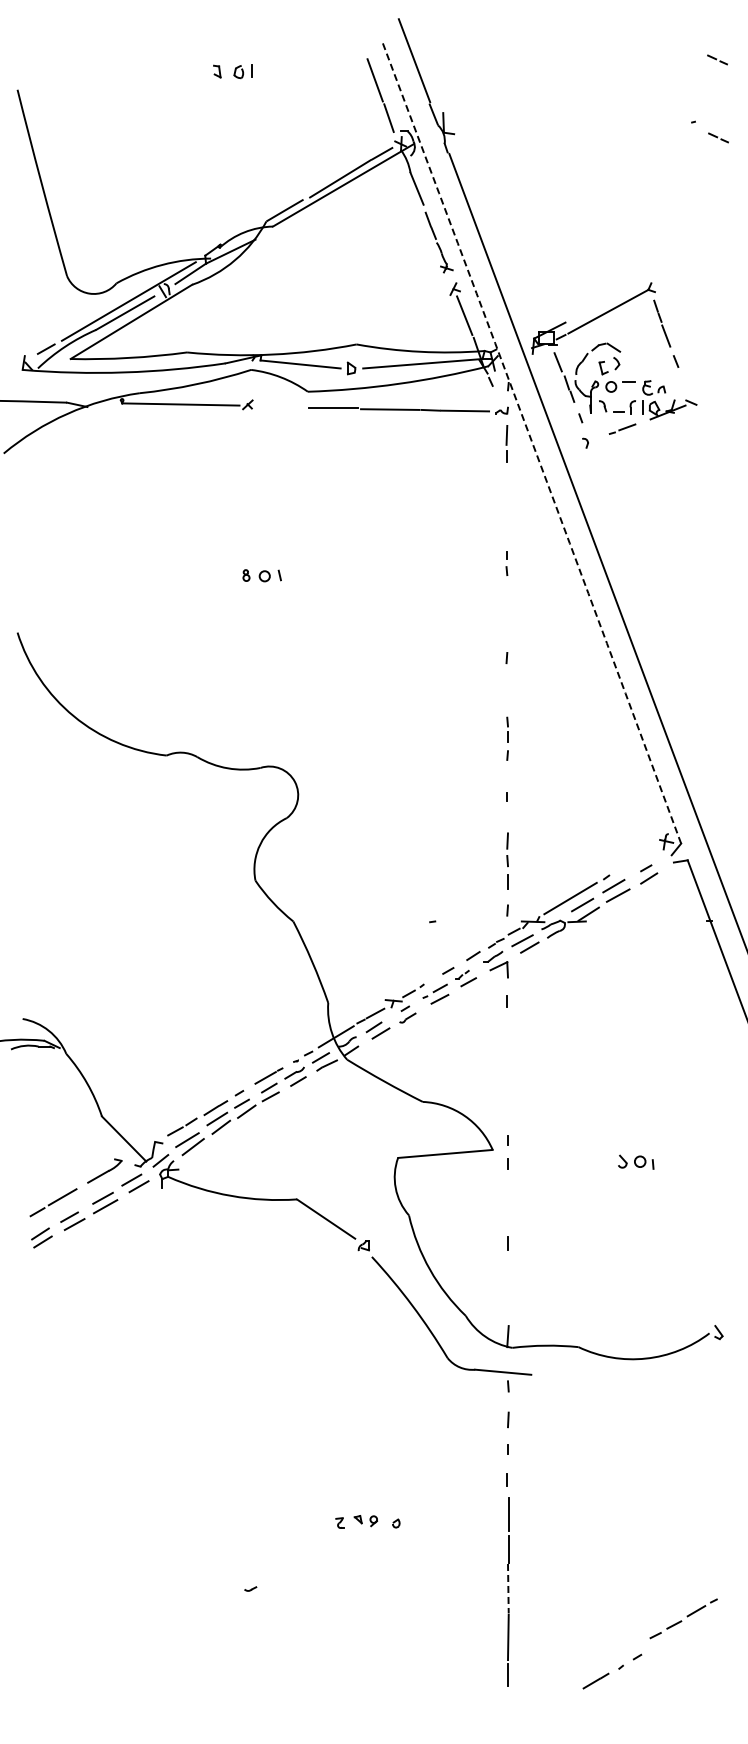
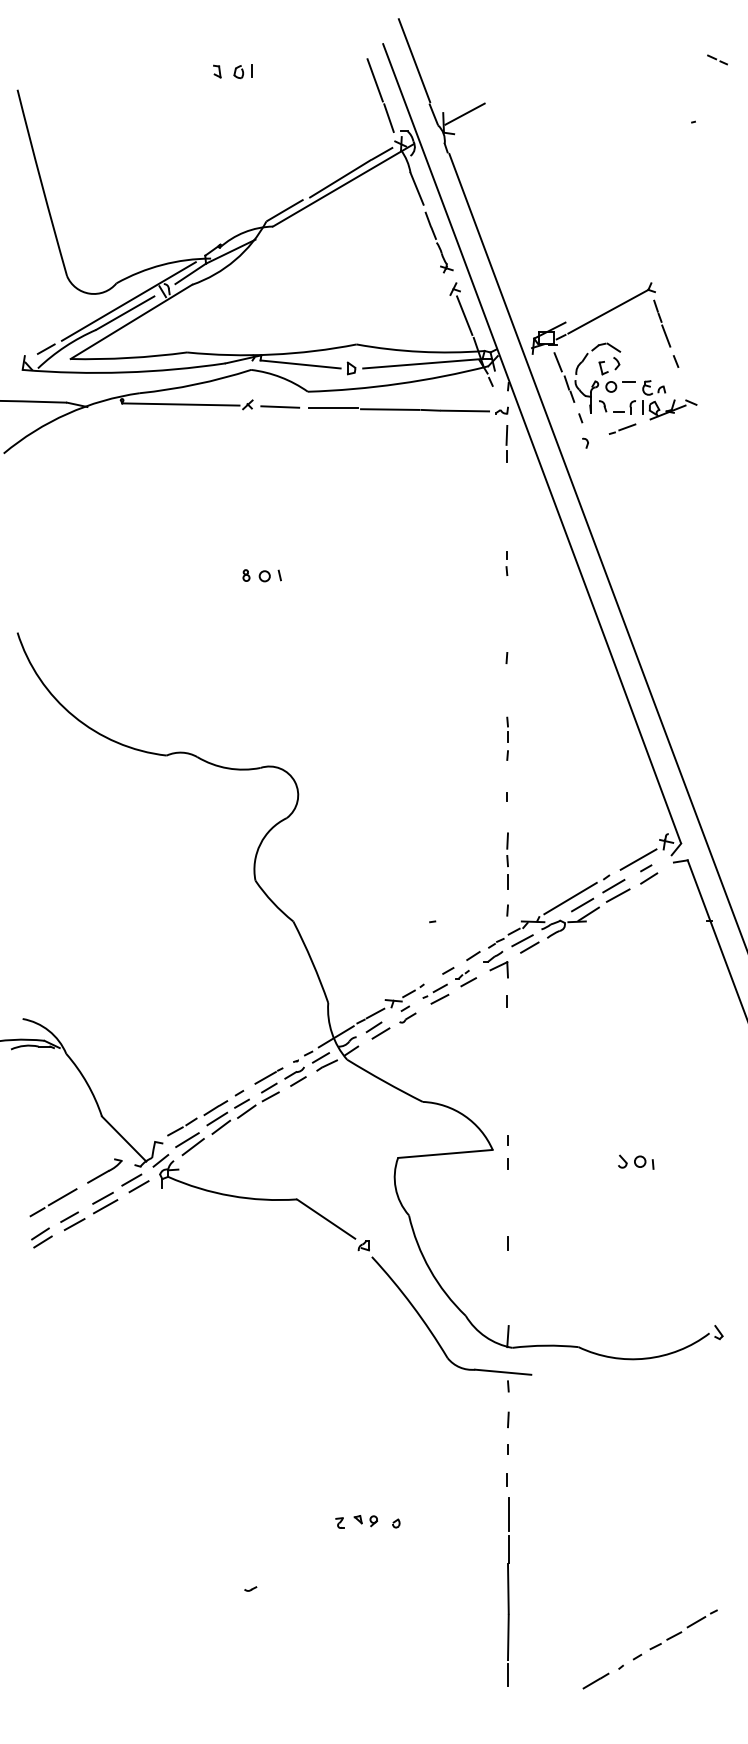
line: none -> present (464, 113)
line: present -> none (717, 137)
line: none -> present (280, 406)
arc: dashed -> solid (532, 443)
line: none -> present (638, 859)
line: dashed -> solid (508, 1588)
part position: (683, 1618) -> (683, 1629) (683, 1629)
